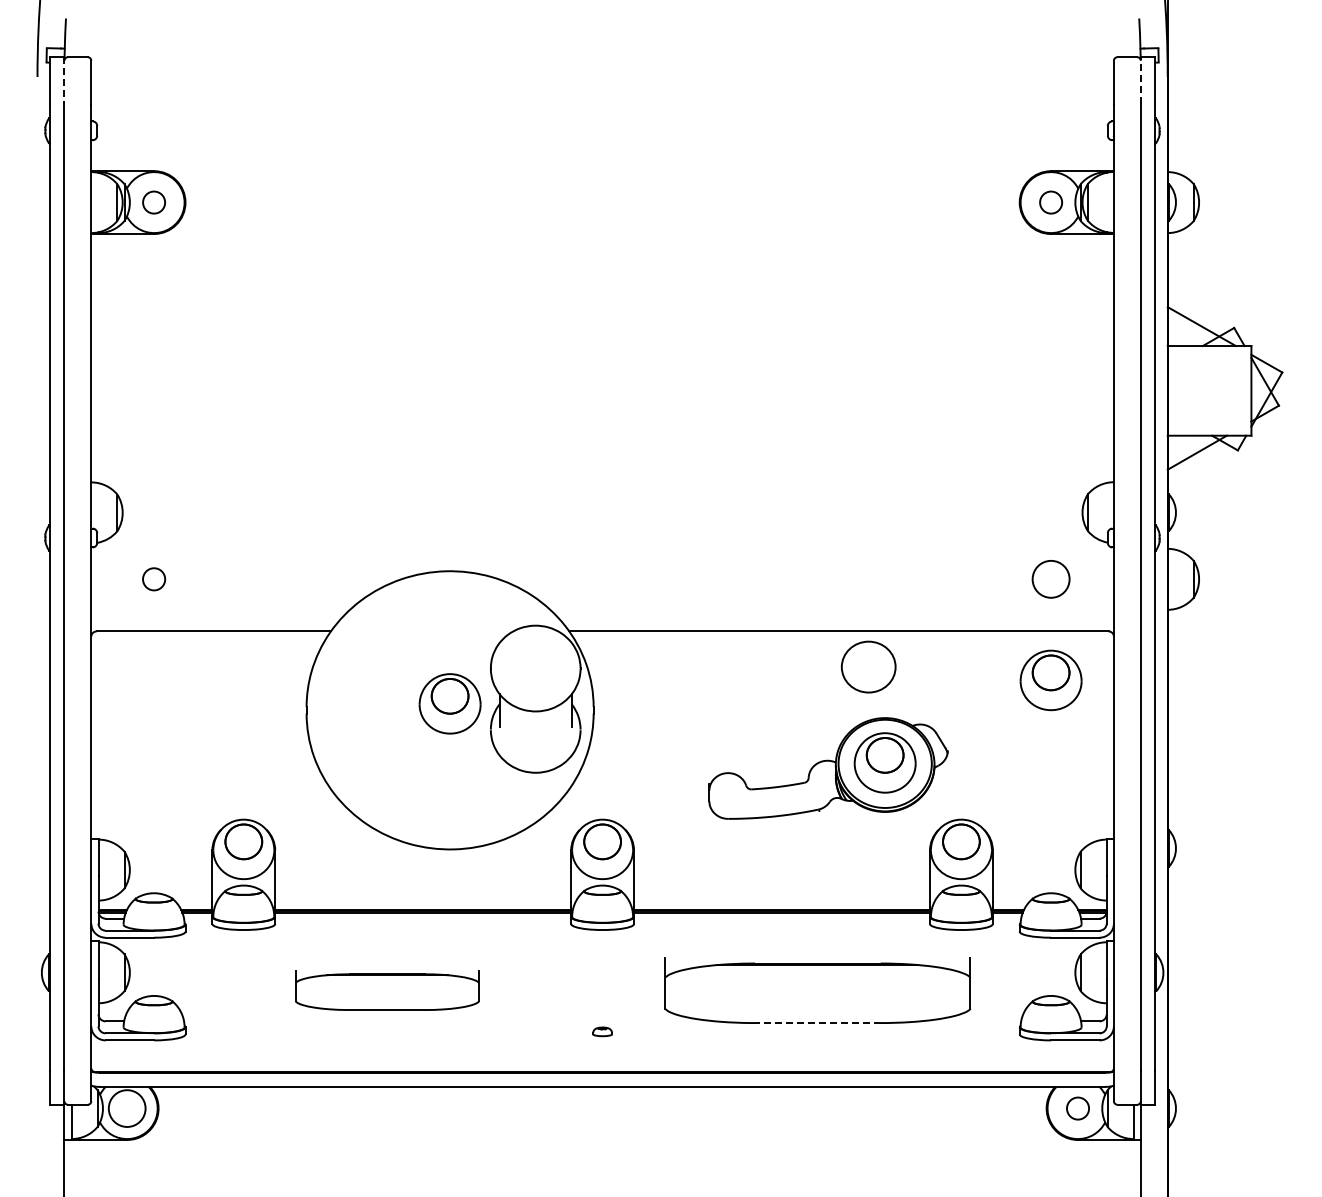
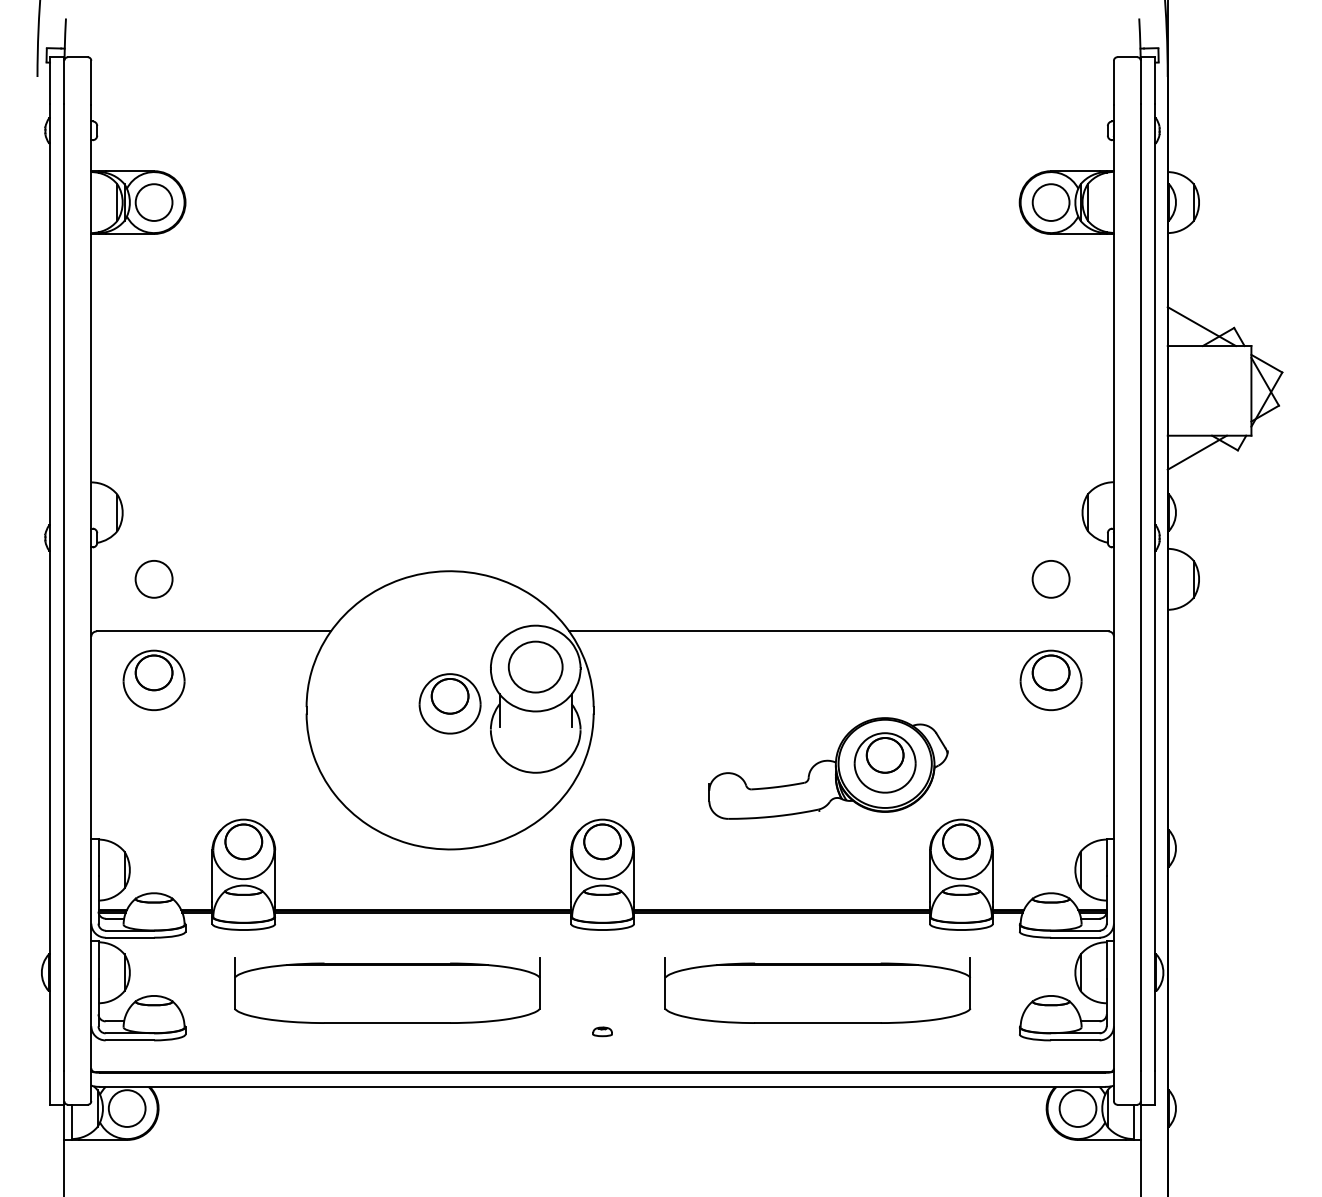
line: dashed -> solid (1140, 79)
line: dashed -> solid (64, 80)
circle diameter: 22 px -> 37 px (153, 202)
circle diameter: 22 px -> 37 px (1050, 202)
circle diameter: 22 px -> 37 px (153, 578)
part position: (868, 666) -> (535, 666) (535, 666)
part: none -> present (153, 680)
part size: 185x41 px -> 307x67 px (387, 990)
line: dashed -> solid (817, 1023)
circle diameter: 22 px -> 37 px (1077, 1108)
